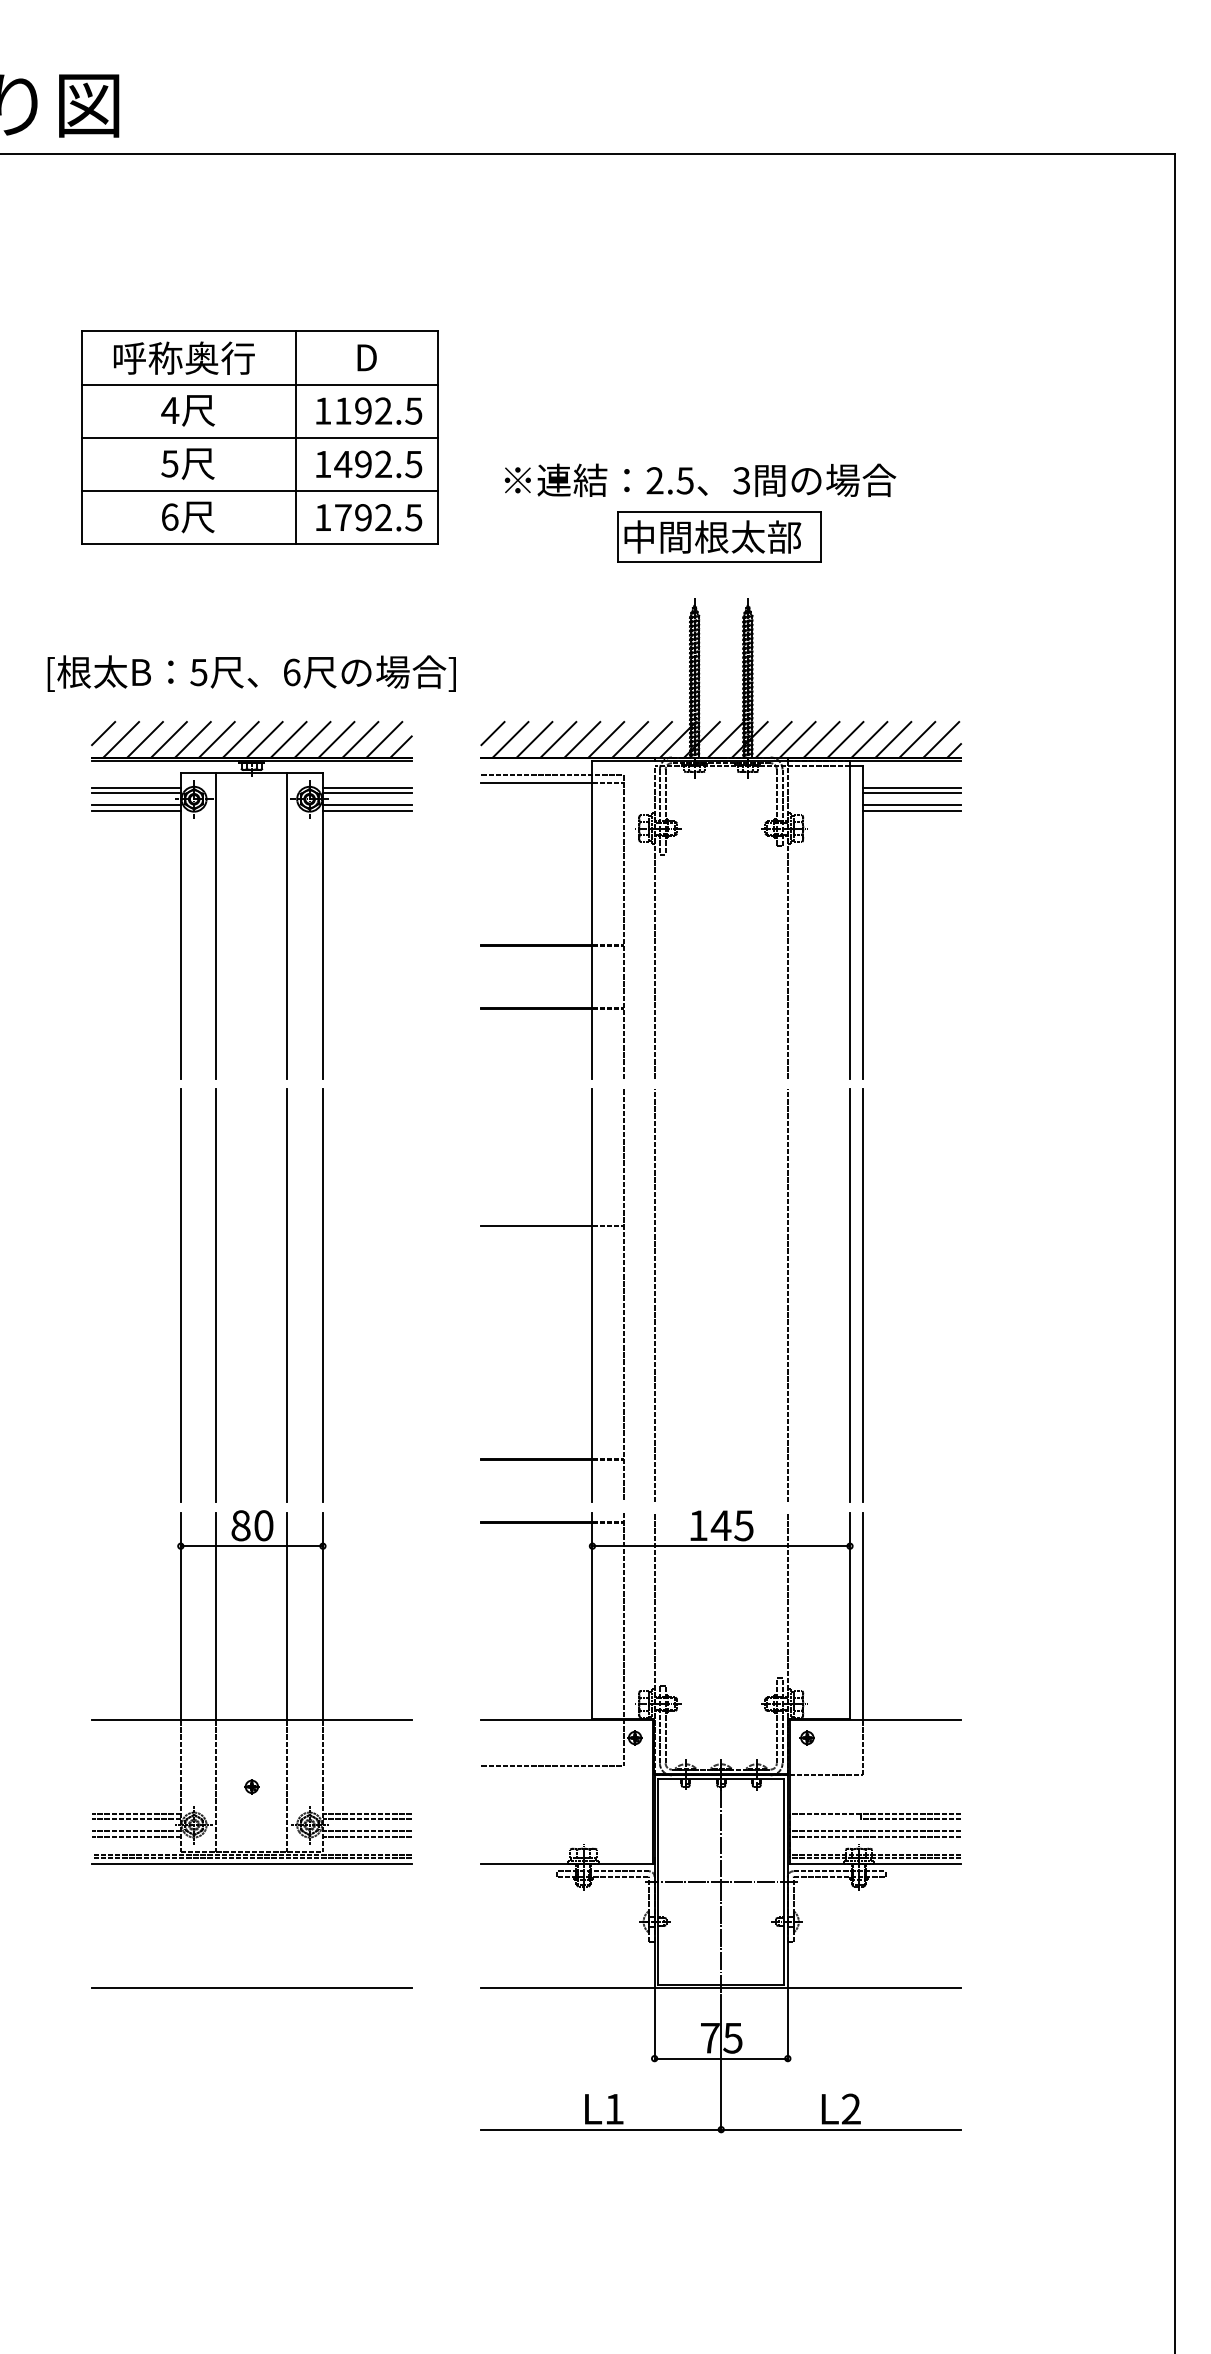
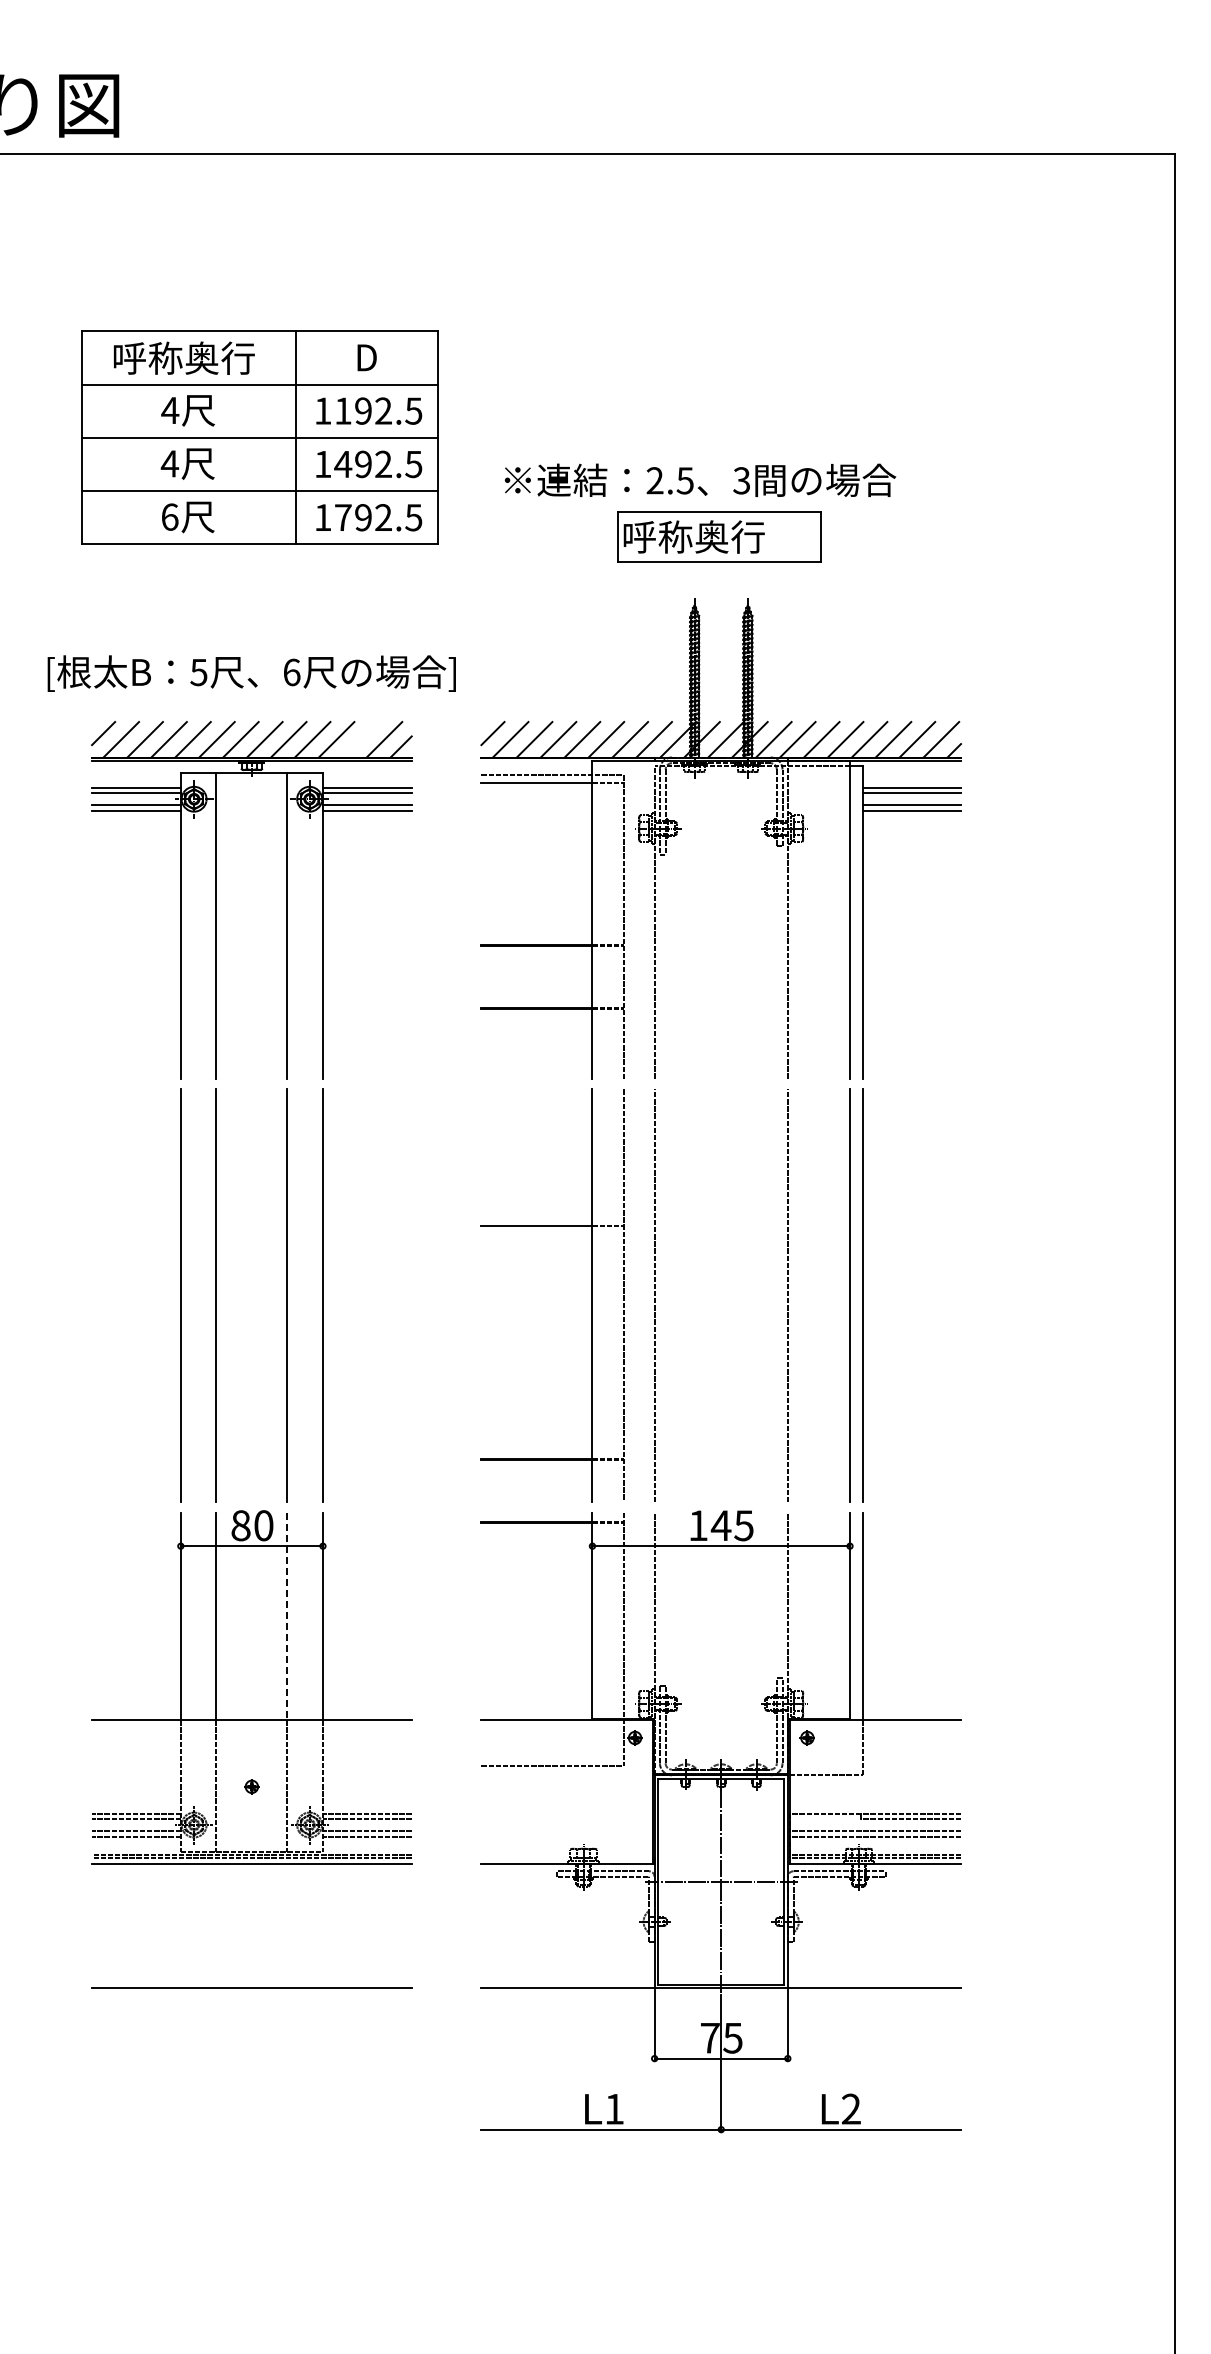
text: 5 -> 4 (169, 463)
text: 中間根太部 -> 呼称奥行 (712, 536)
line: present -> none (360, 739)
line: solid -> dashed (287, 1616)
